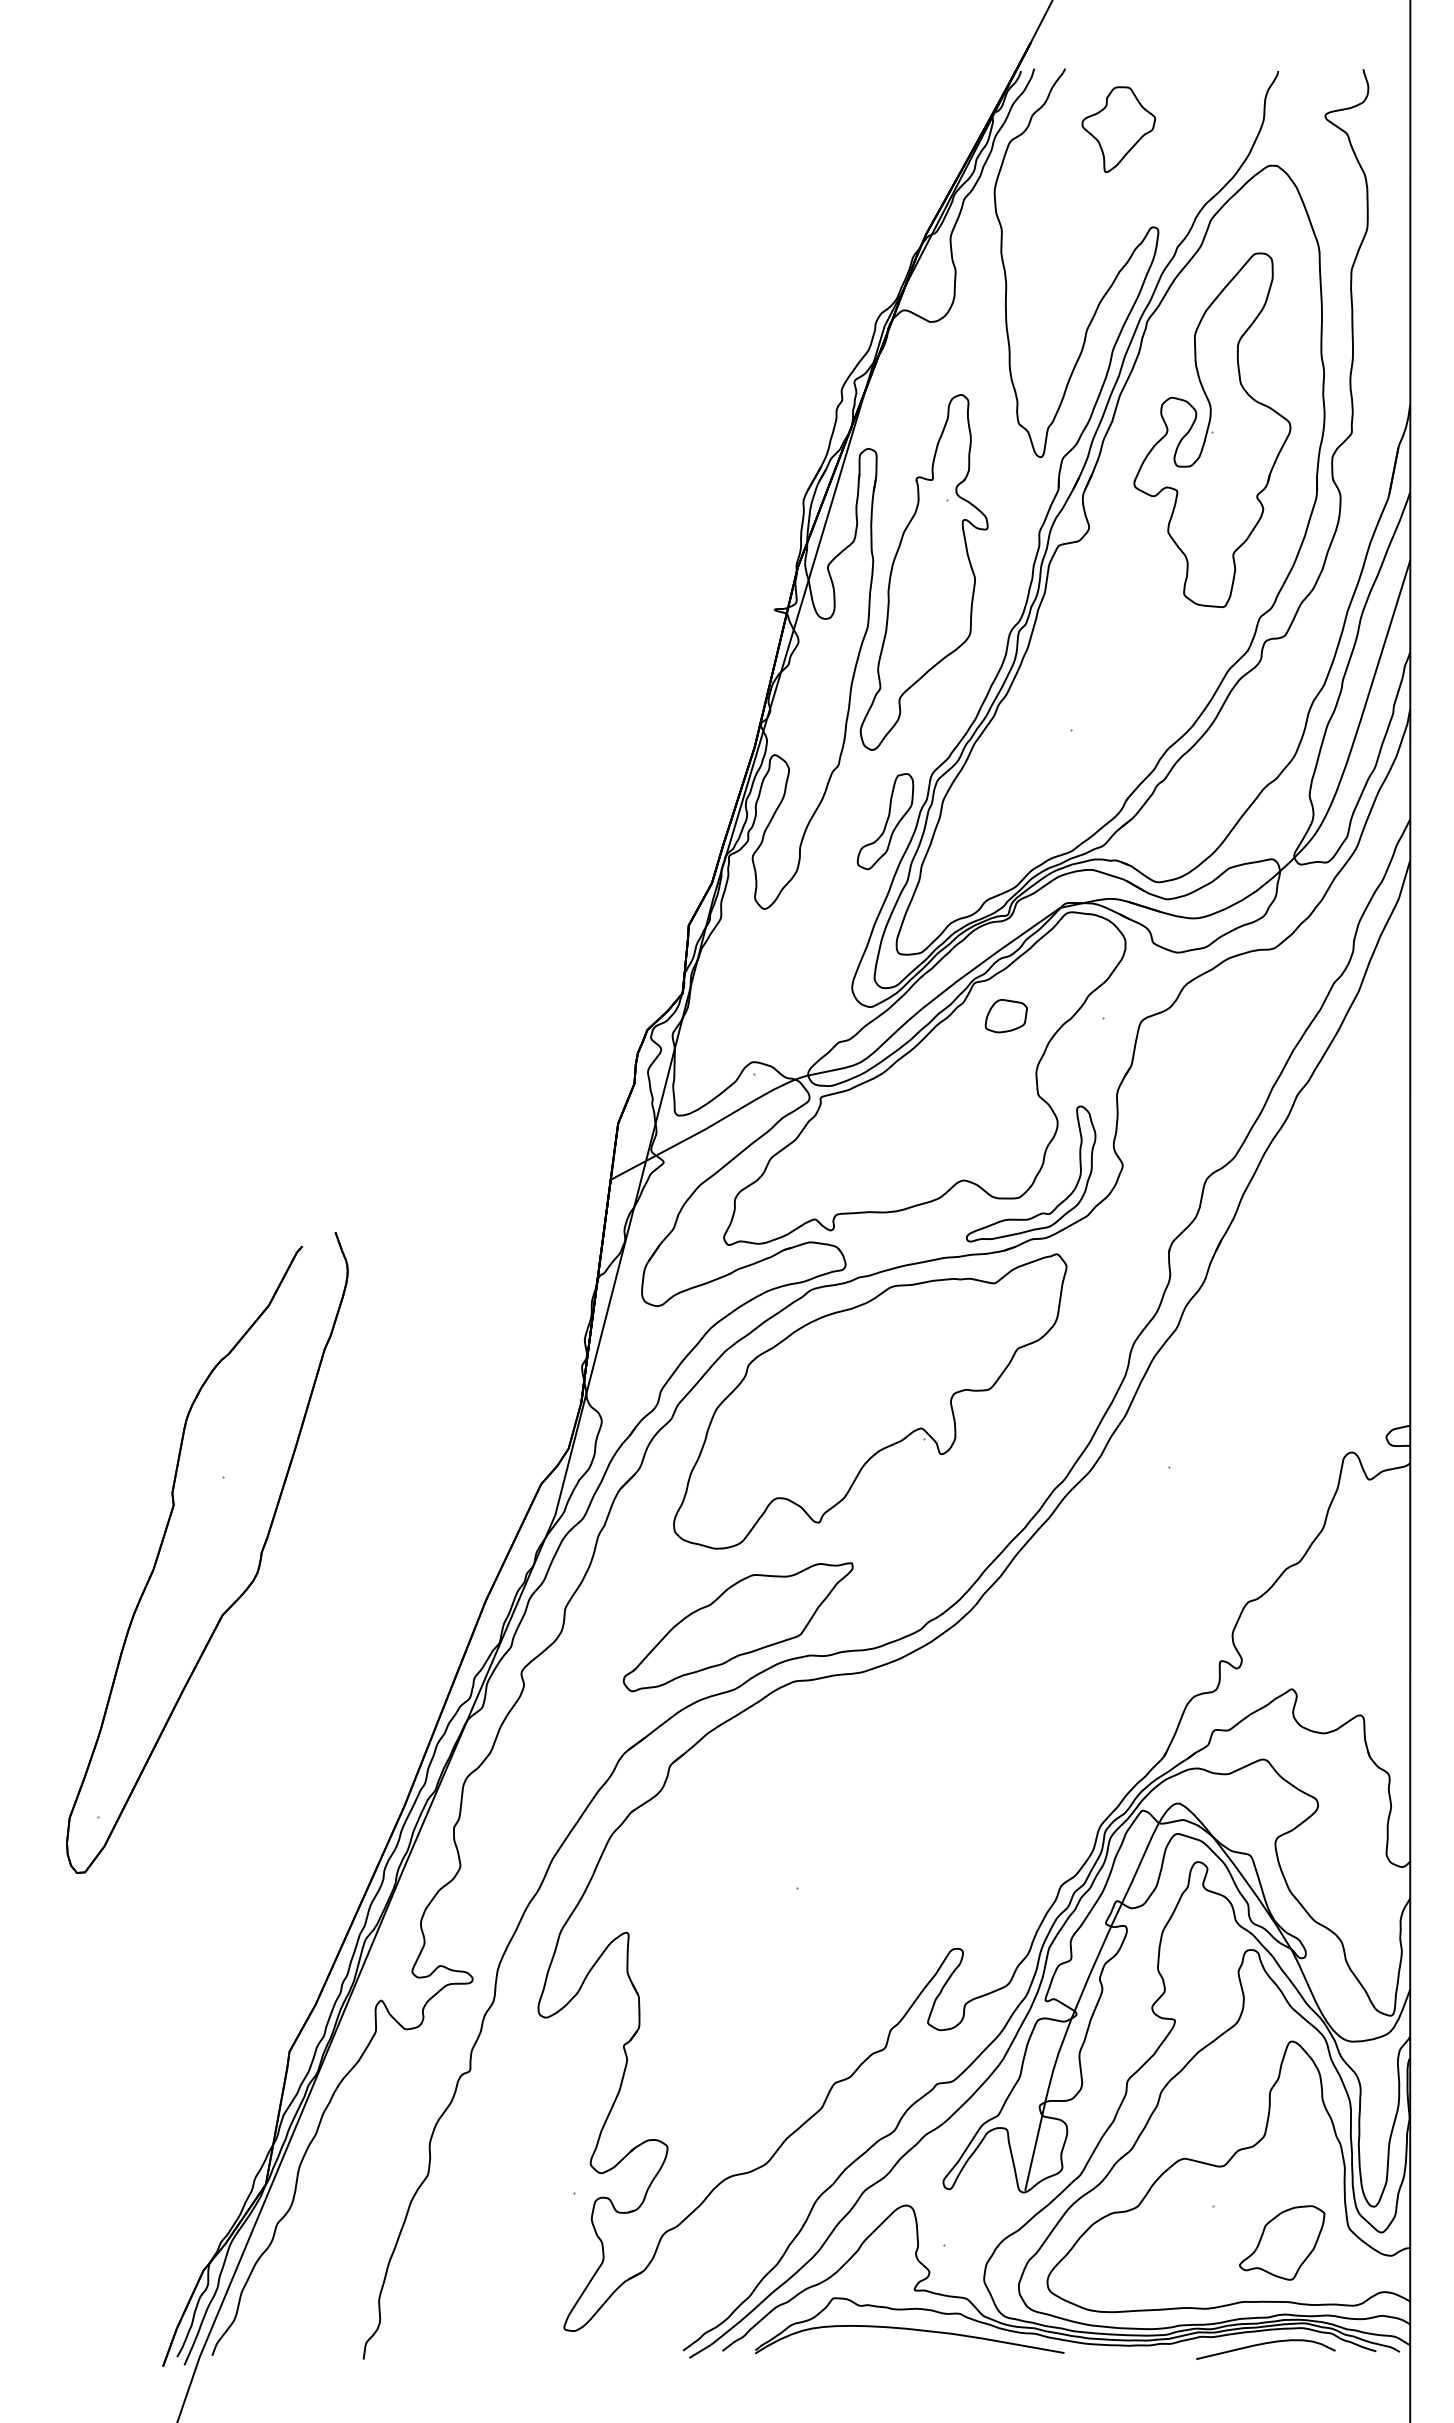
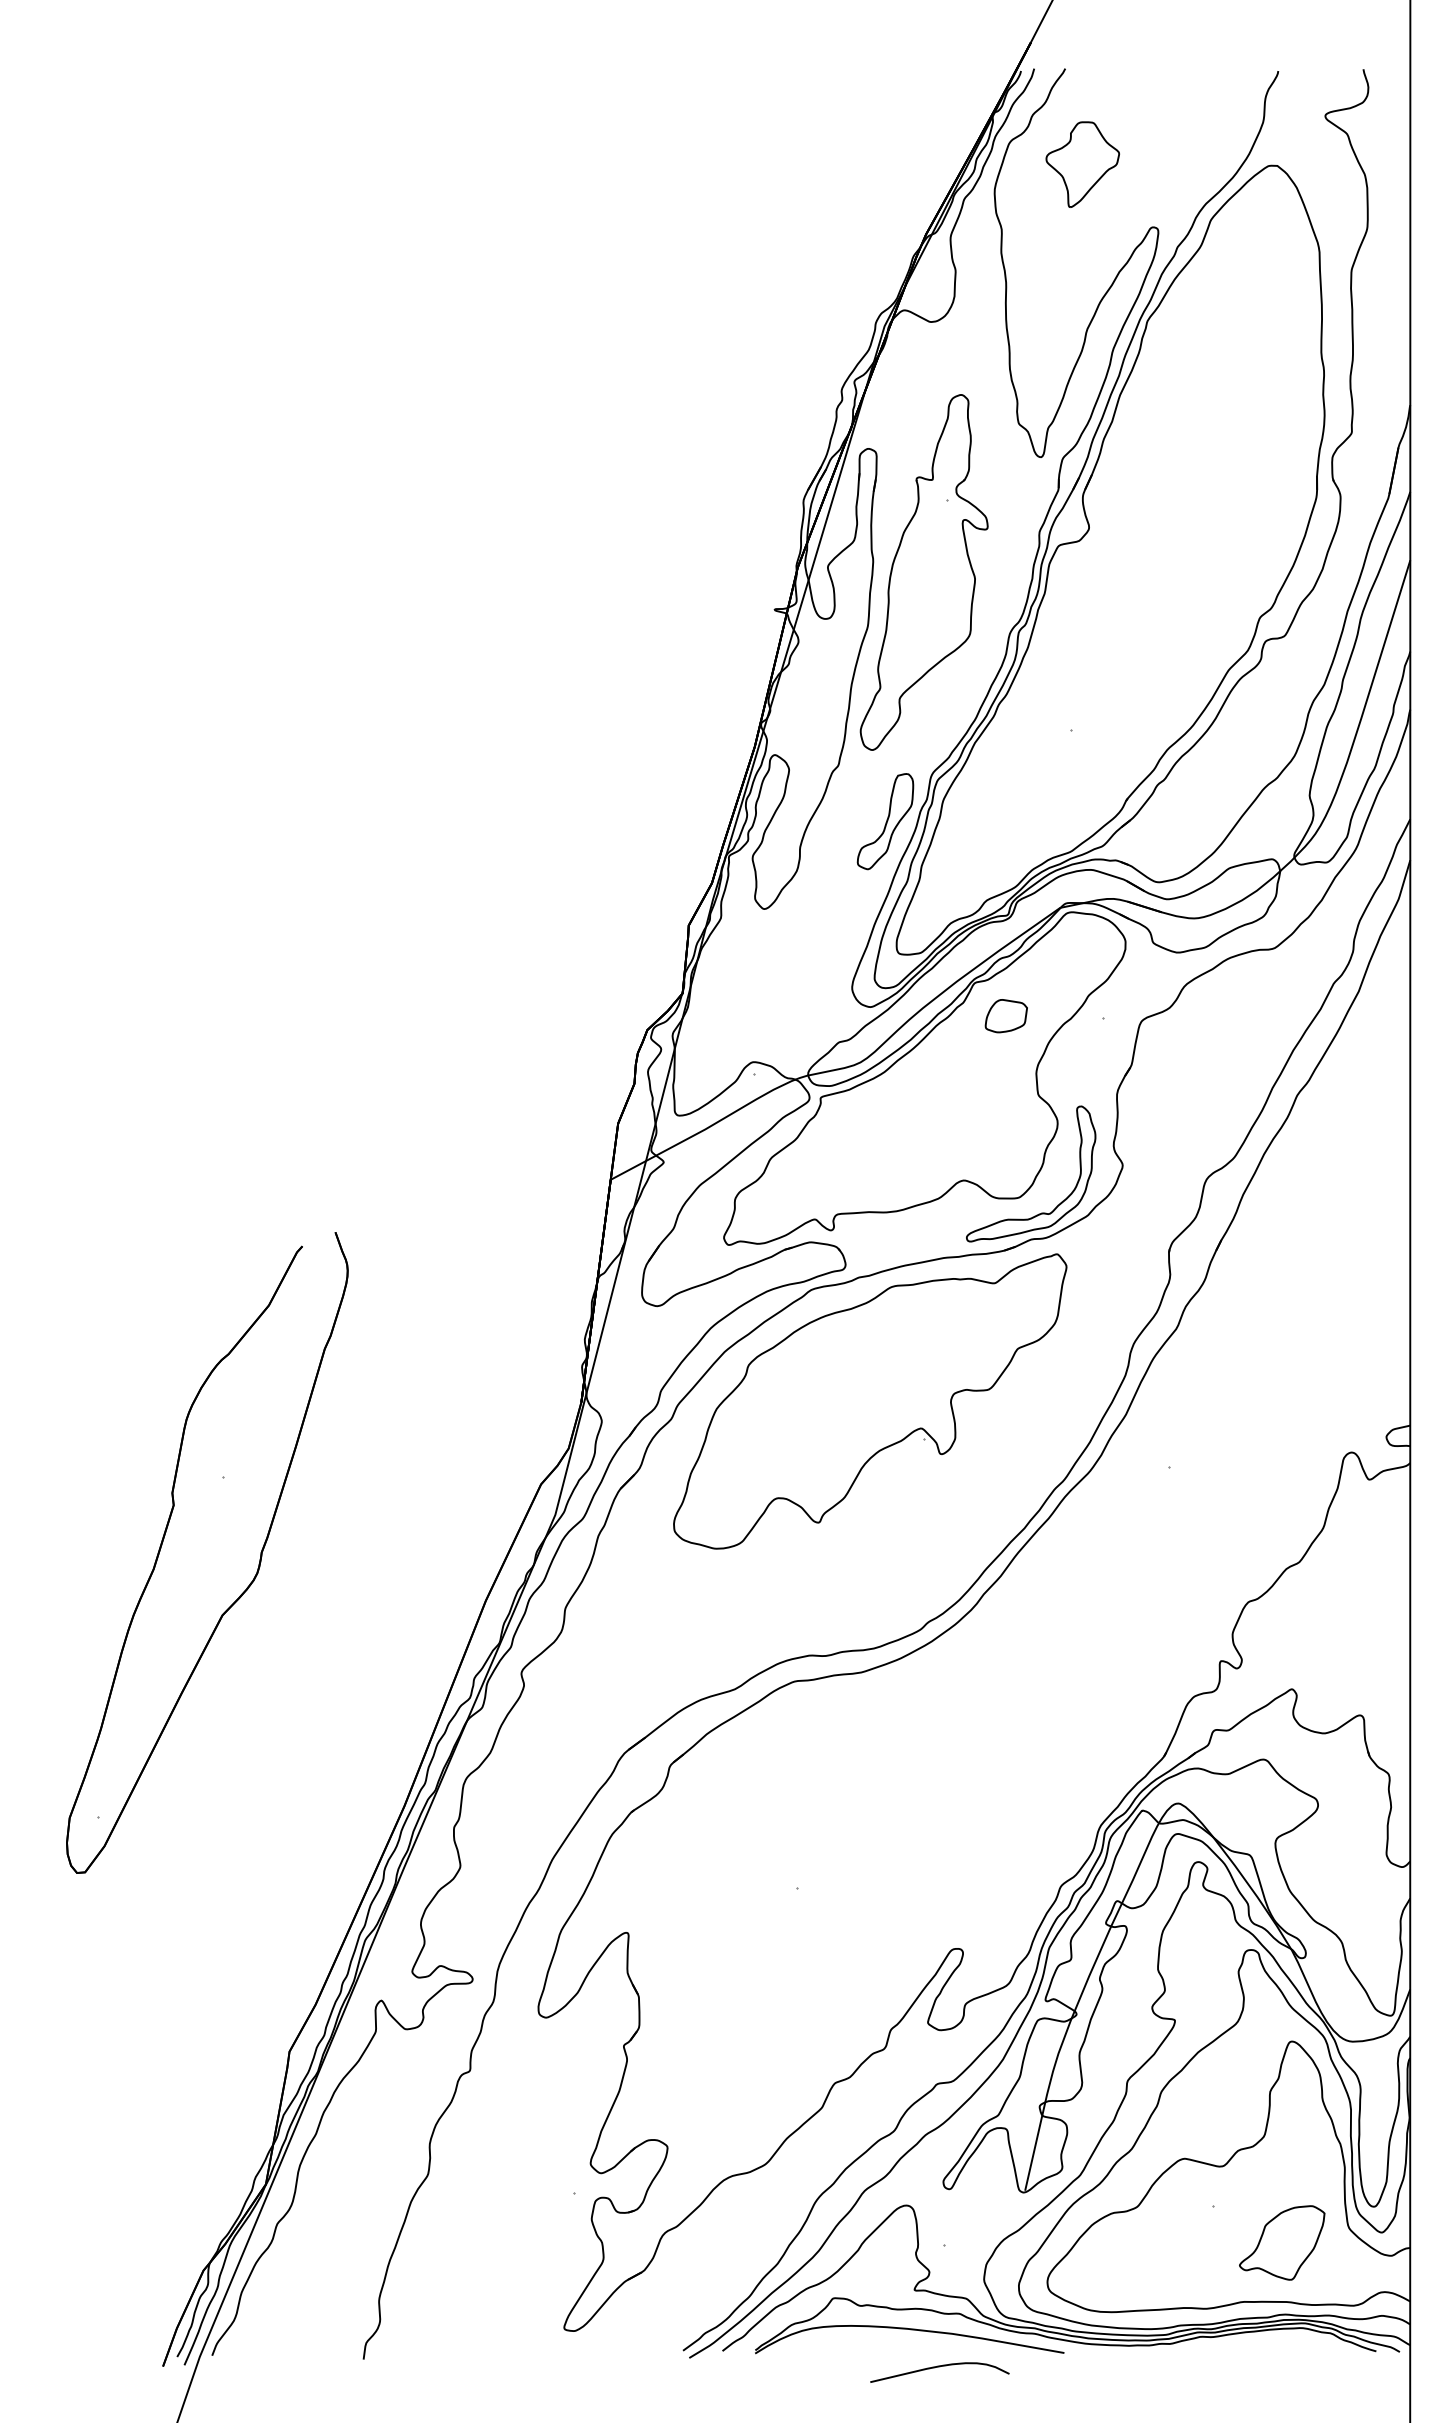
part position: (1118, 129) -> (1082, 164) (1082, 164)
part: present -> none (1212, 430)
part: present -> none (738, 1627)
curve position: (1265, 2344) -> (939, 2367) (939, 2367)
